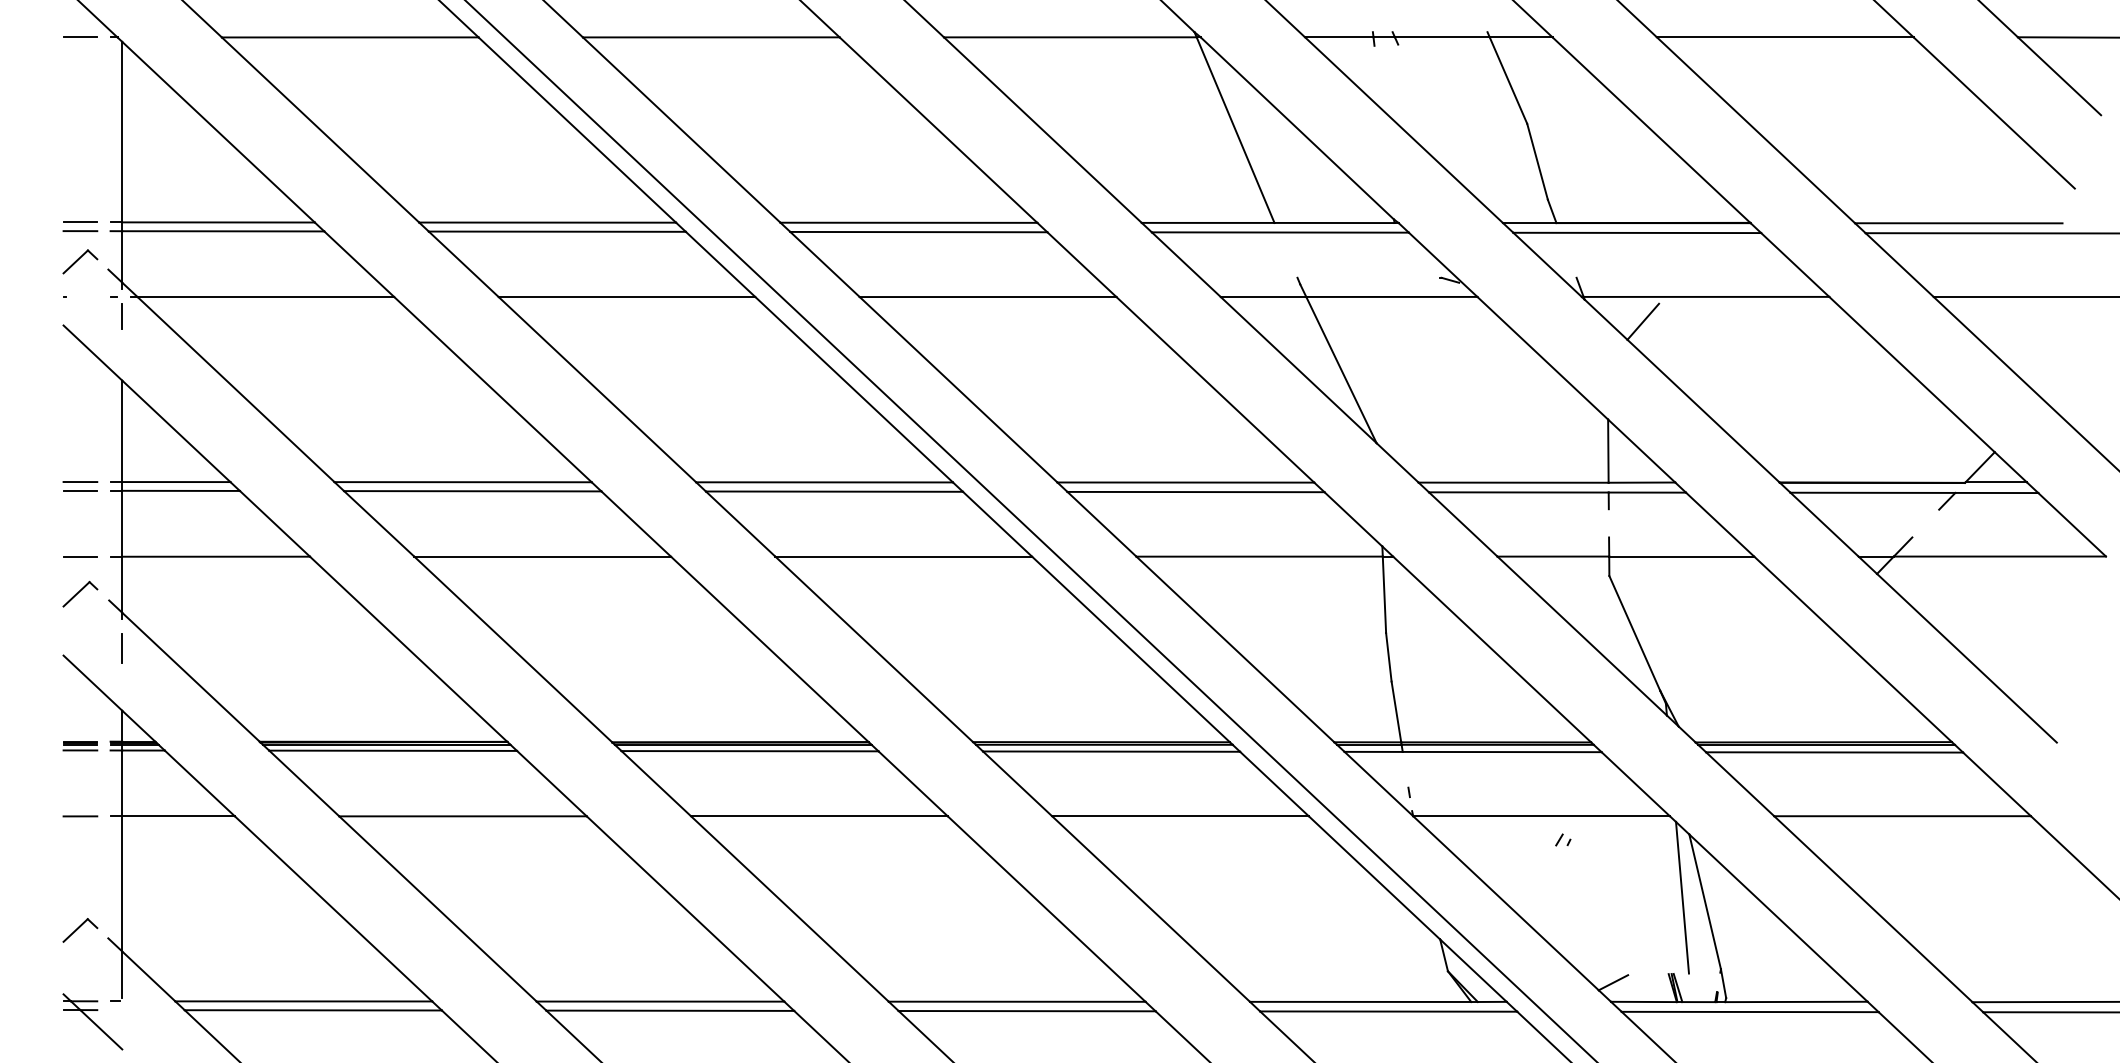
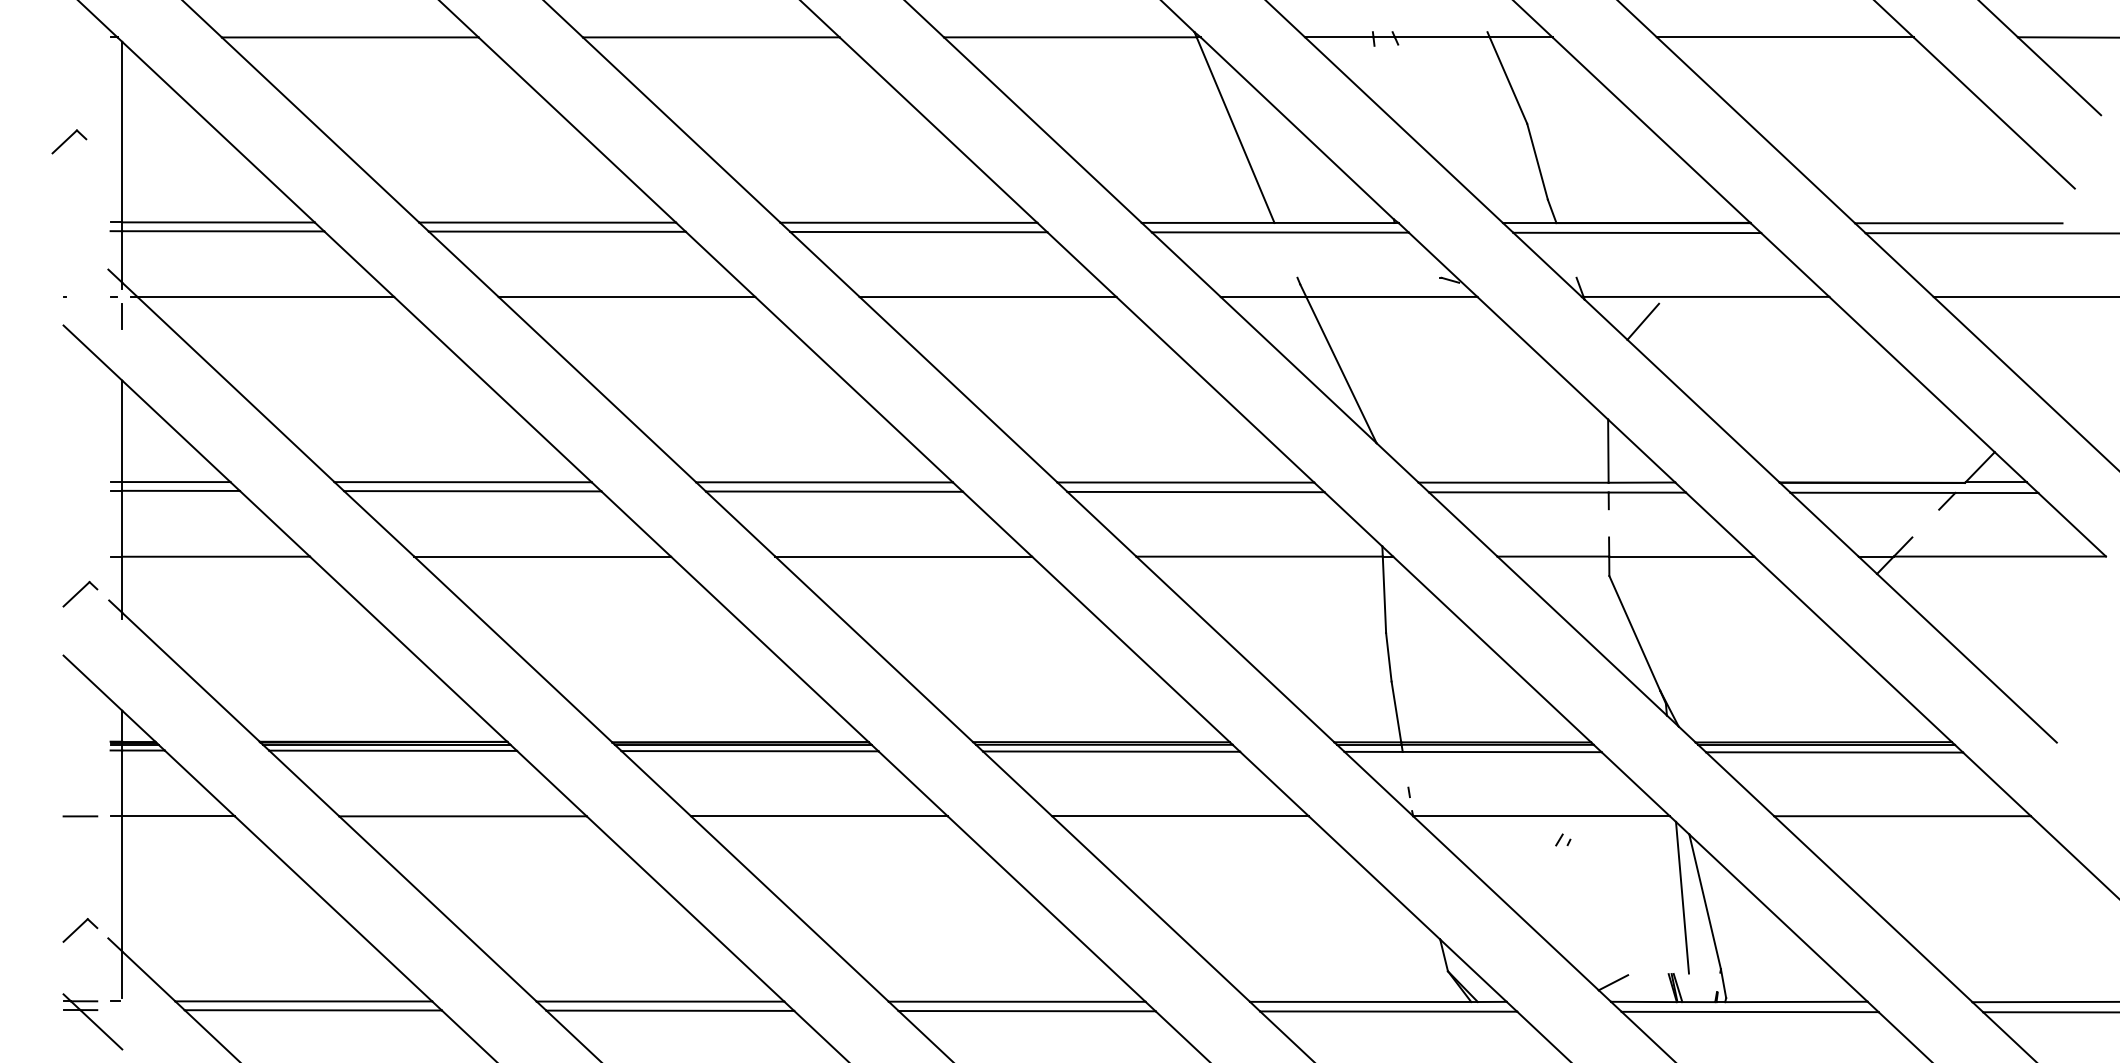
line: present -> none (80, 37)
line: present -> none (80, 222)
line: present -> none (80, 231)
part position: (80, 261) -> (69, 141) (69, 141)
line: present -> none (80, 482)
line: present -> none (80, 490)
line: present -> none (1030, 530)
line: present -> none (80, 556)
line: present -> none (122, 648)
part: present -> none (80, 746)
